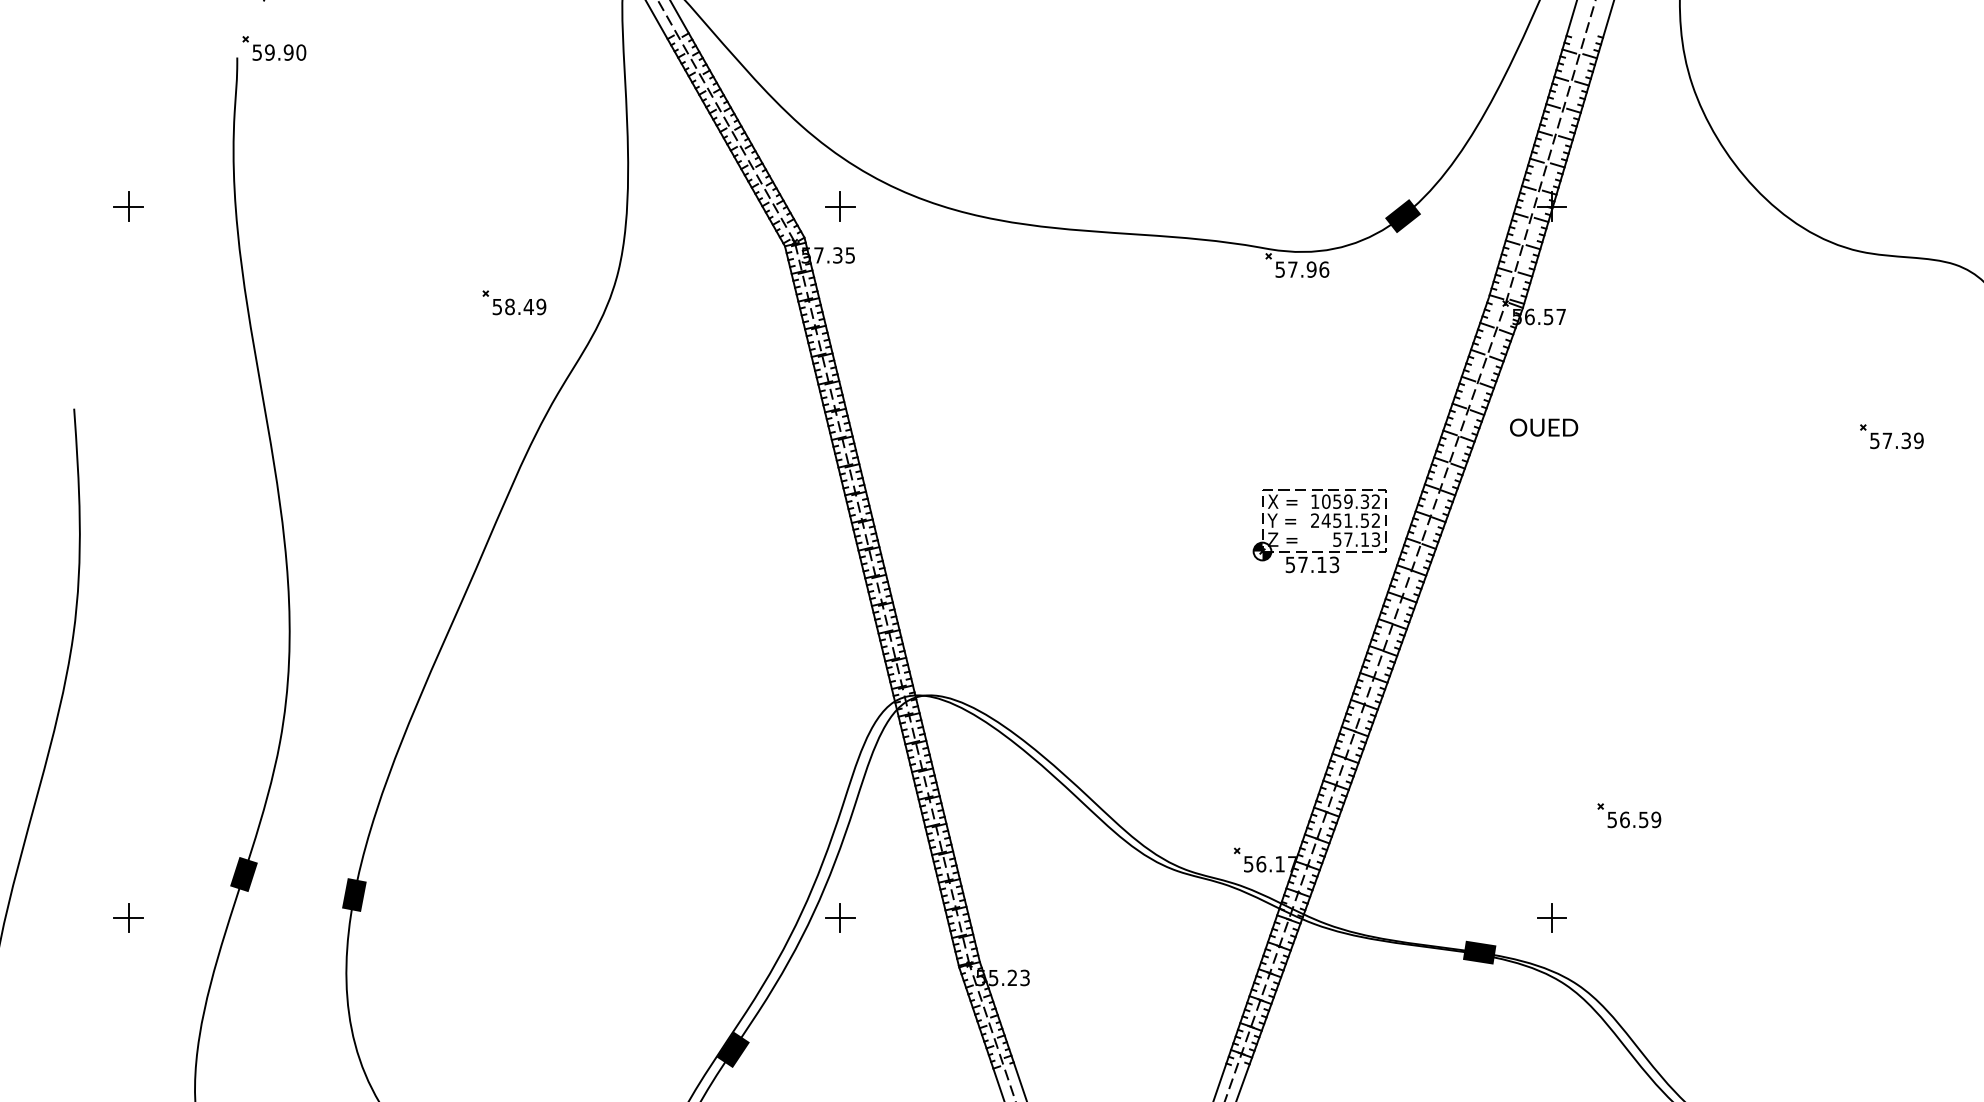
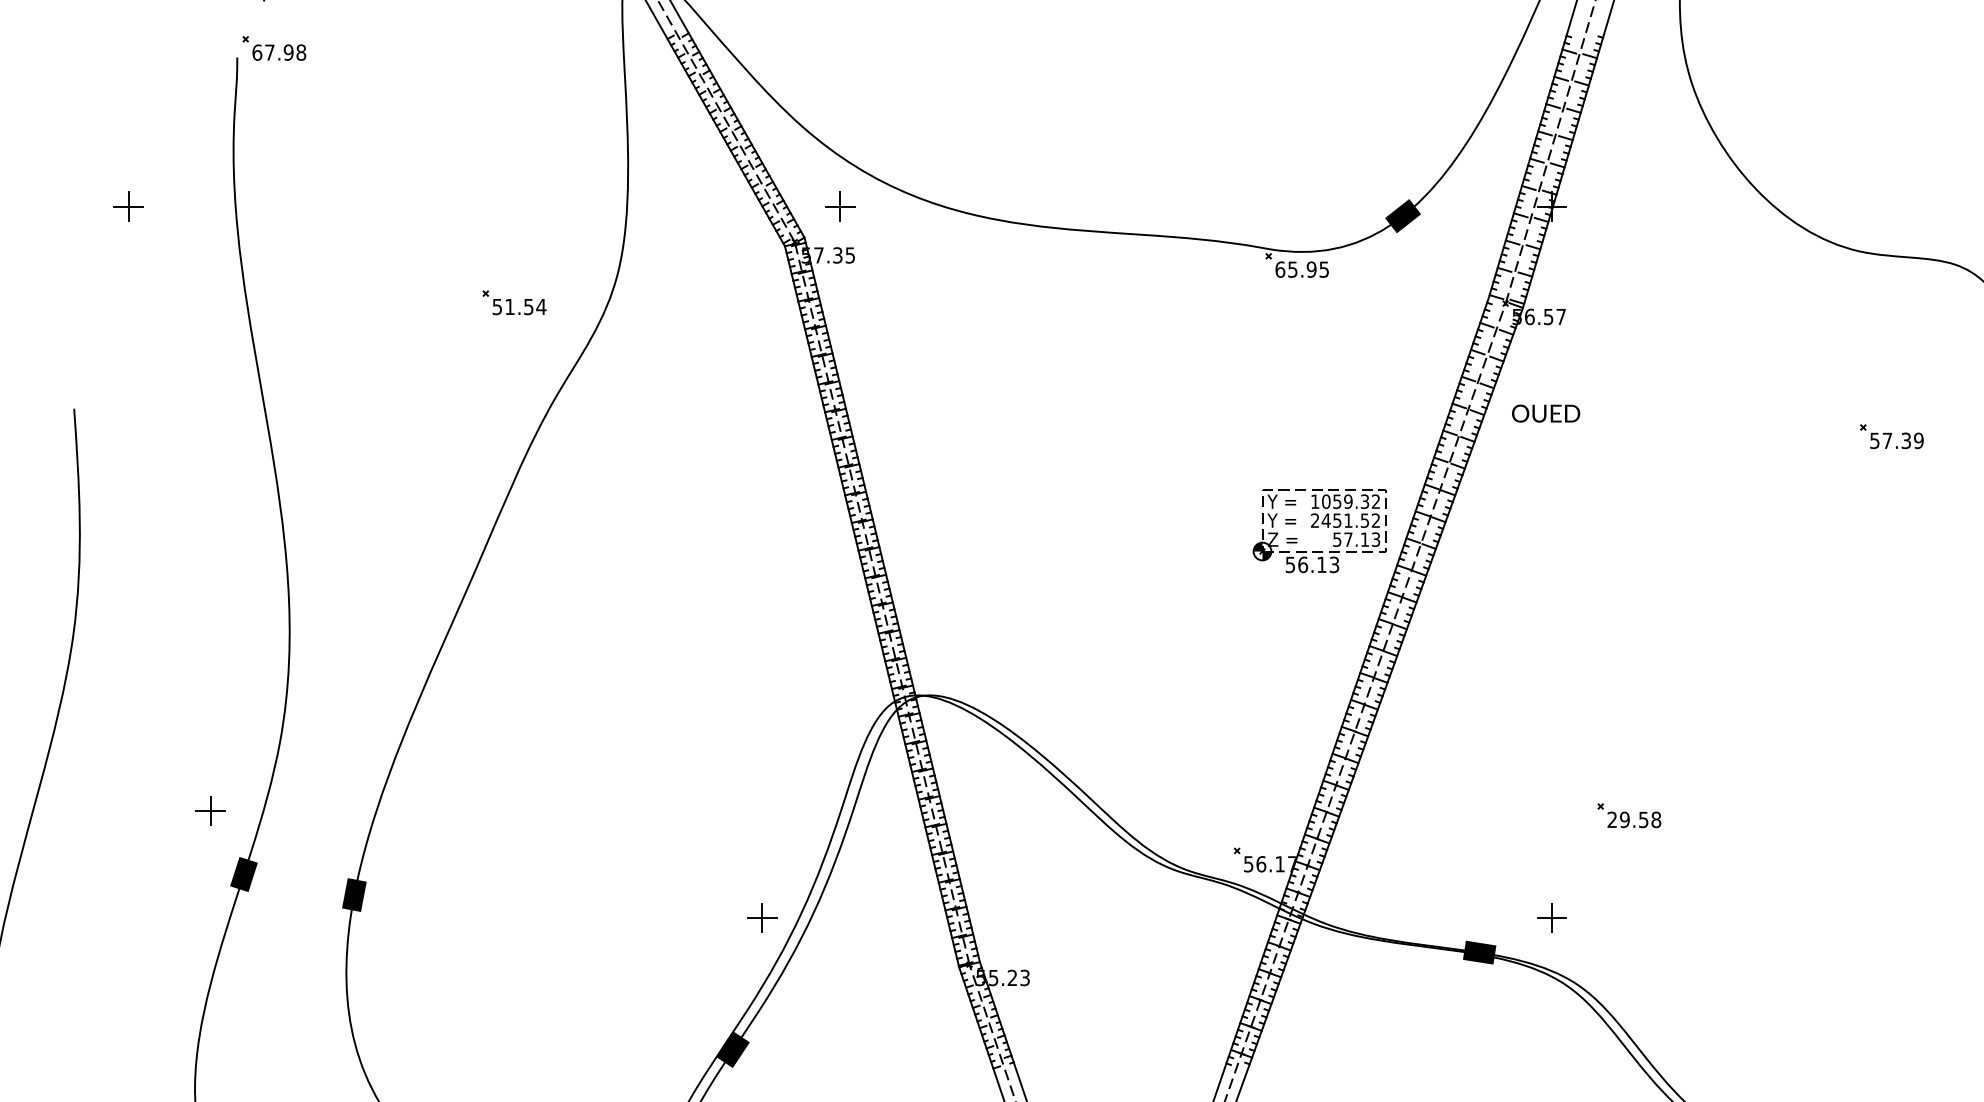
text: 59.90 -> 67.98 (279, 52)
text: 57.96 -> 65.95 (1302, 269)
text: 58.49 -> 51.54 (525, 306)
text position: (1544, 427) -> (1546, 413) (1546, 413)
text: X = -> Y = (1282, 501)
text: 57.13 -> 56.13 (1303, 564)
text: 56.59 -> 29.58 (1634, 819)
part position: (128, 917) -> (210, 810) (210, 810)
part position: (840, 917) -> (762, 917) (762, 917)
